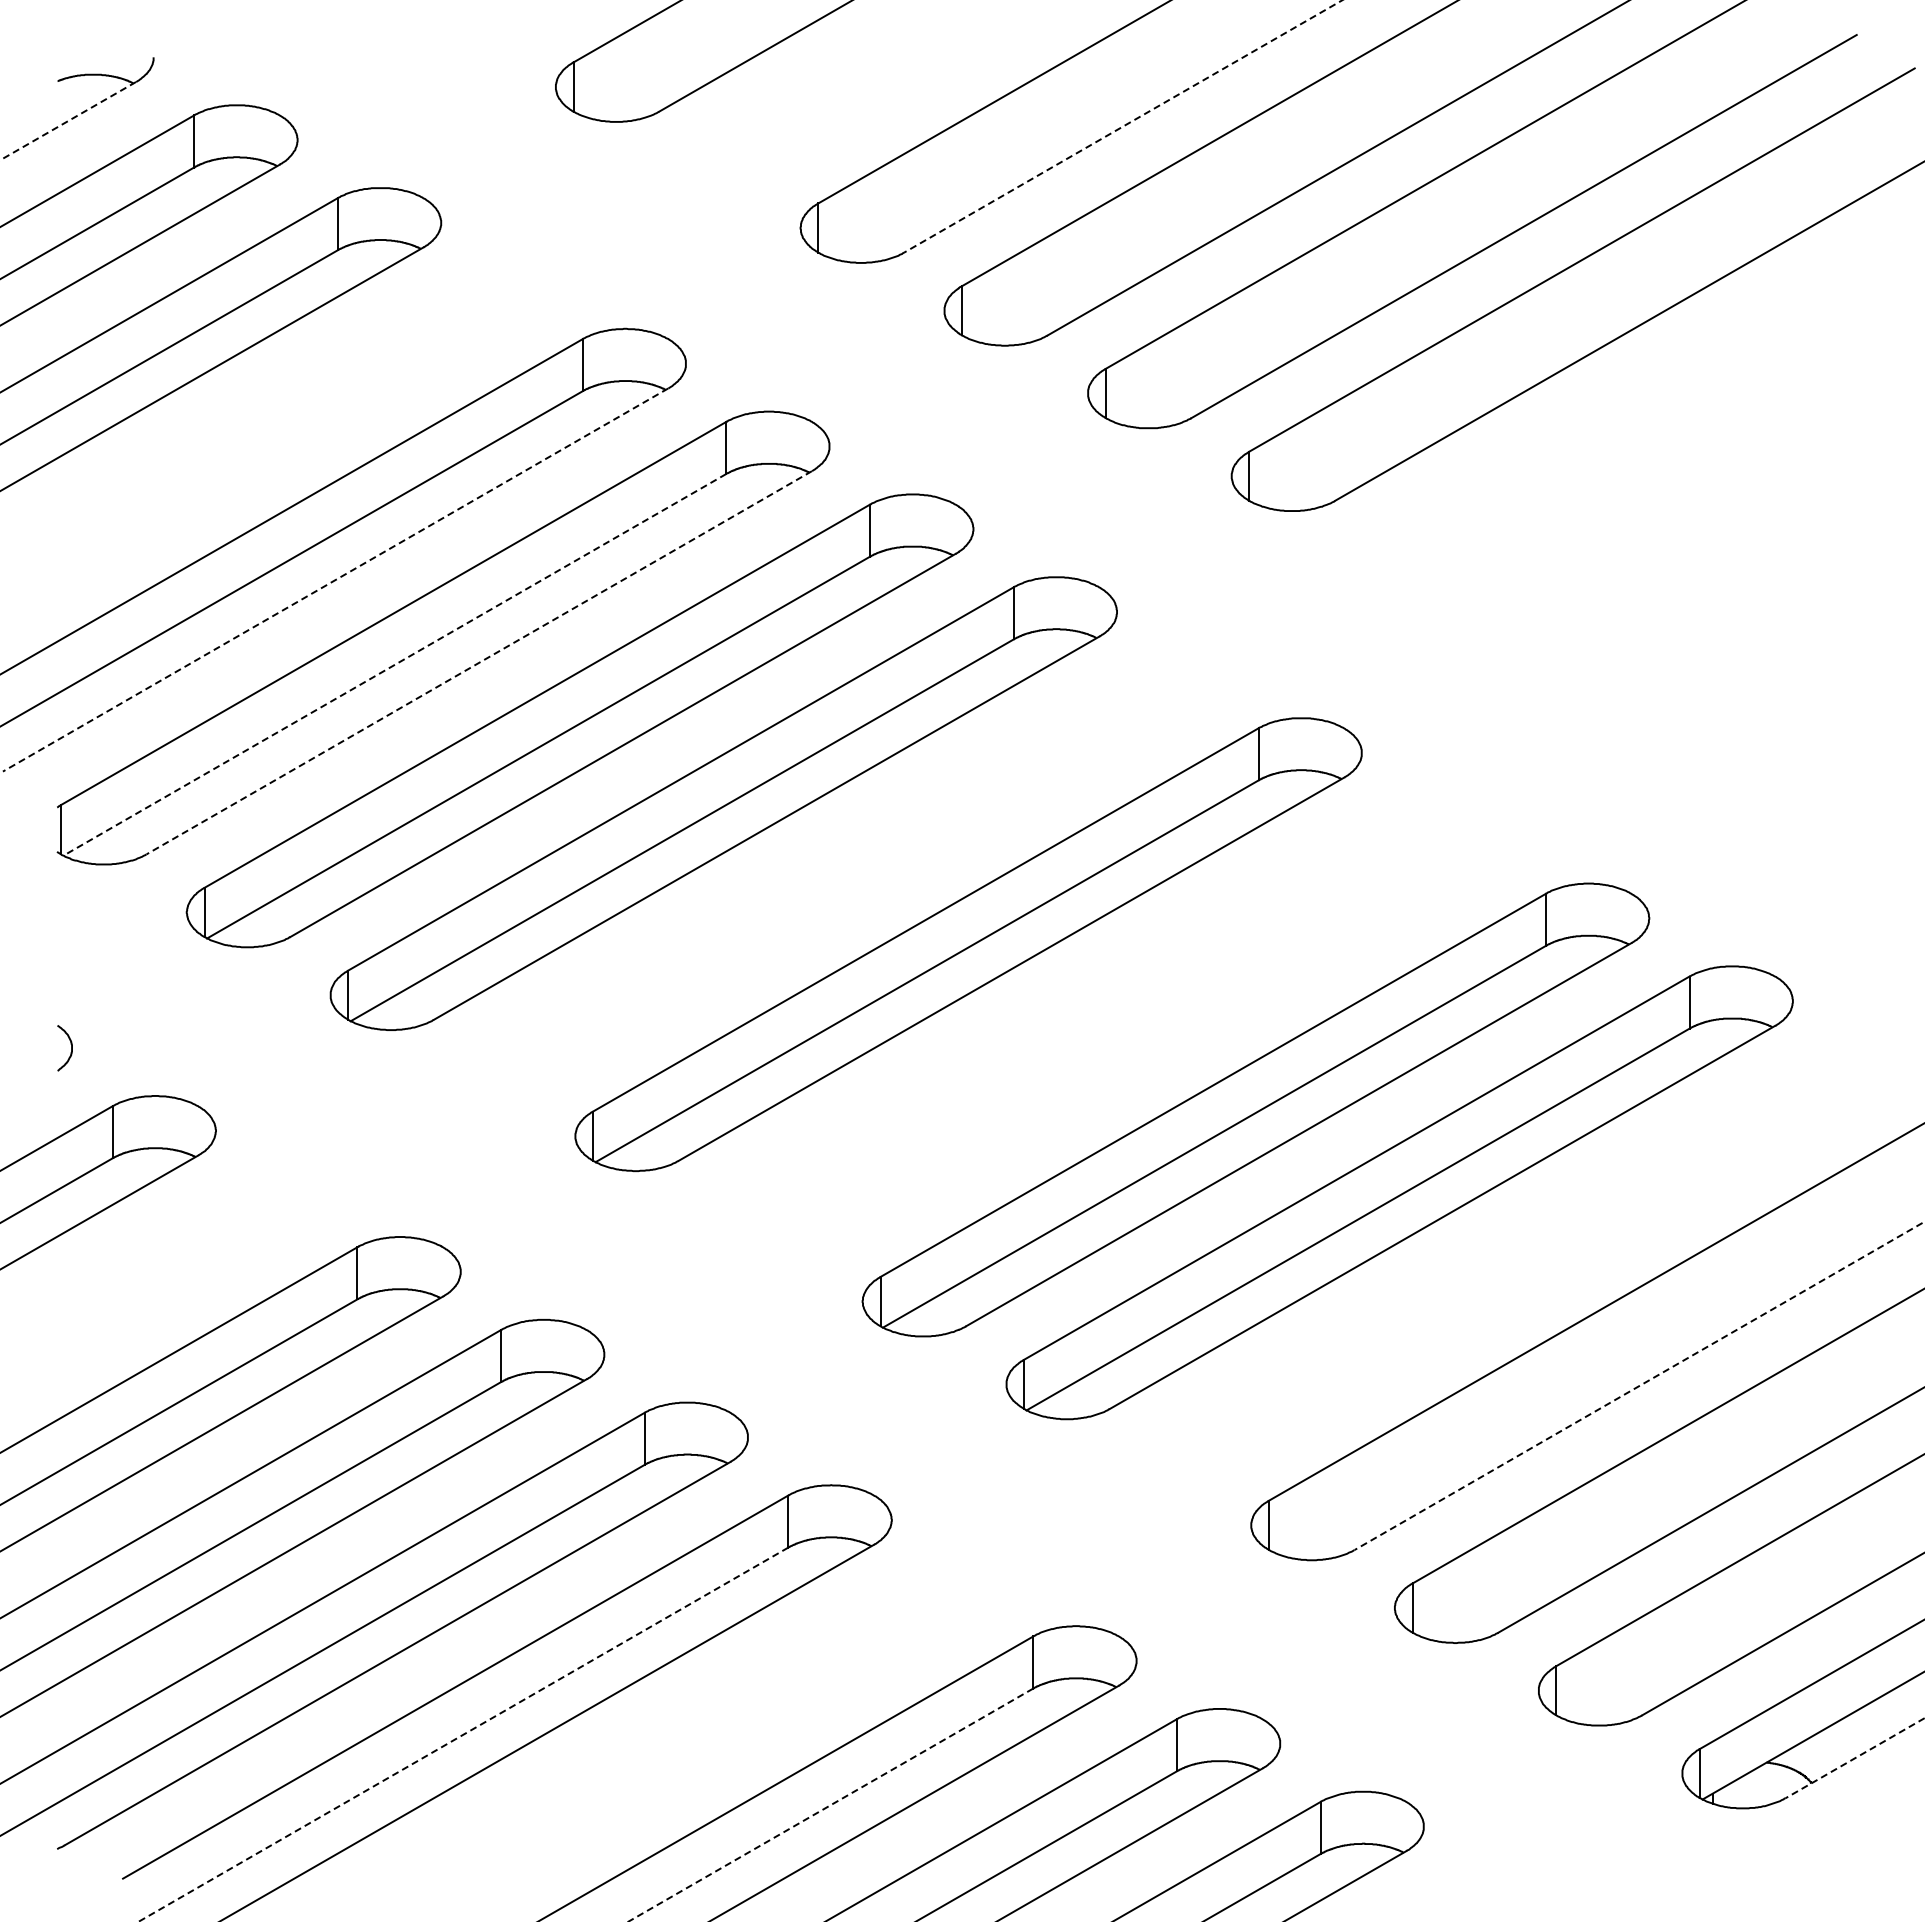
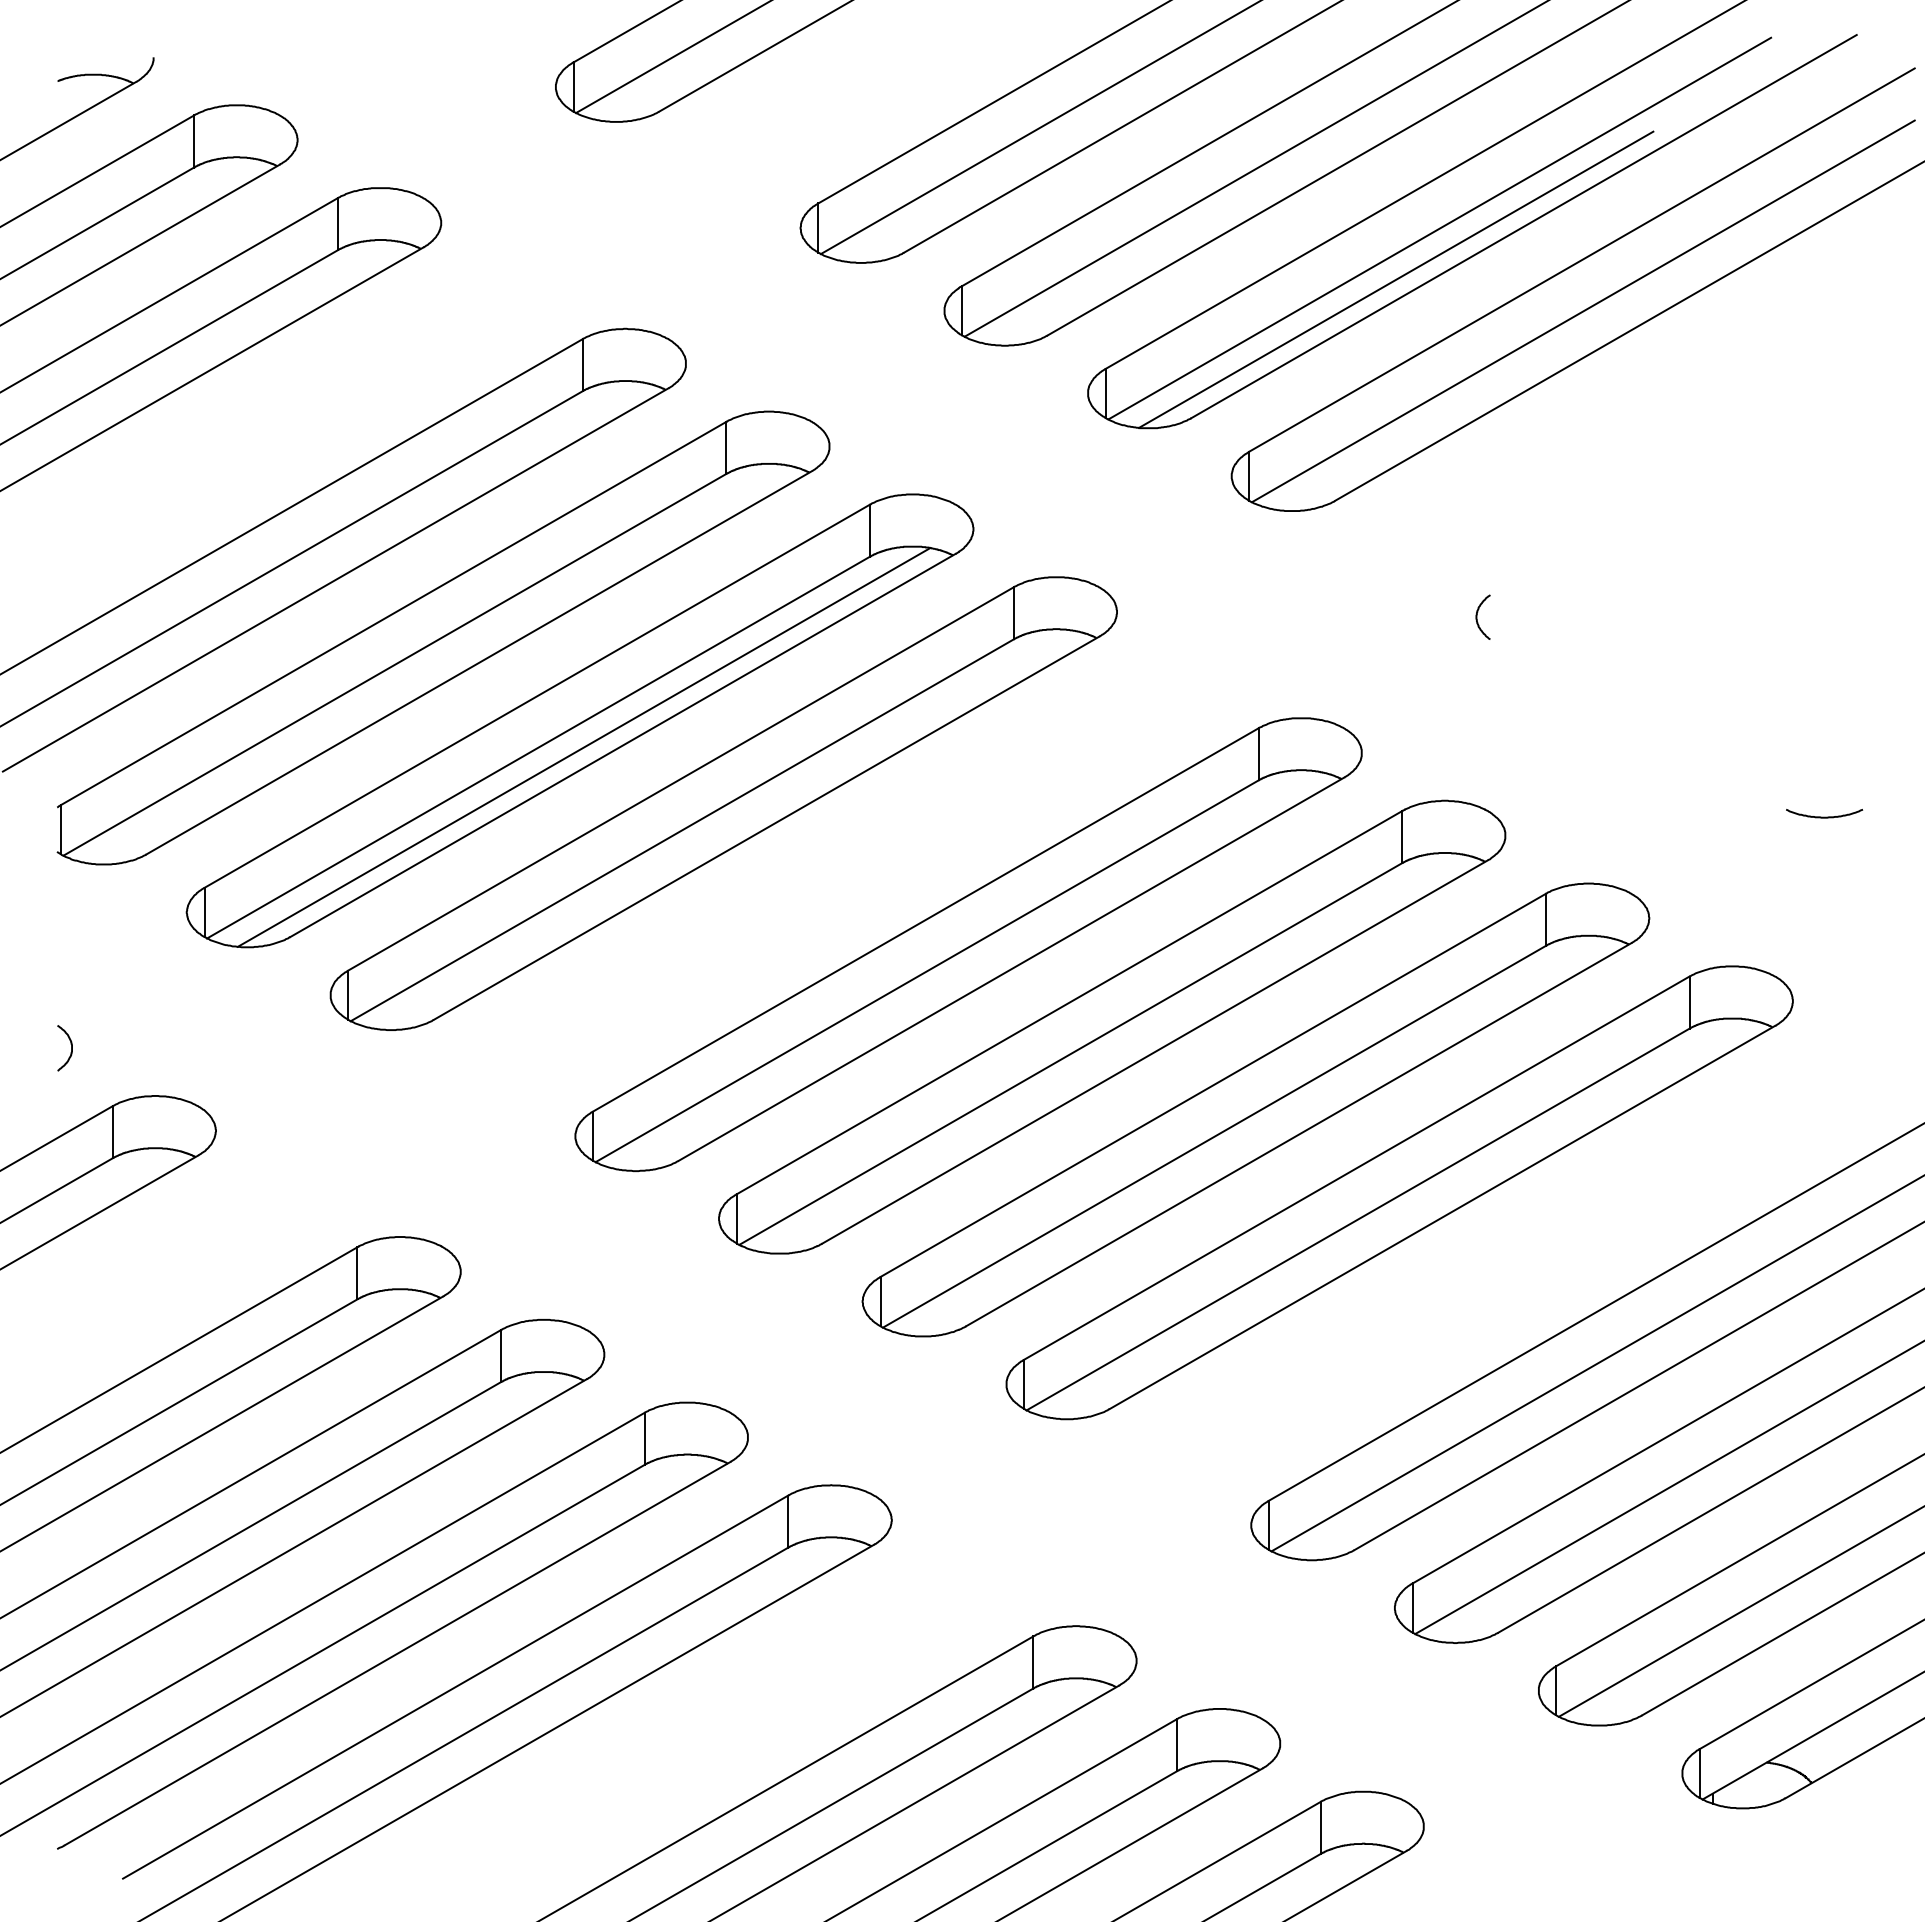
line: none -> present (672, 57)
line: dashed -> solid (67, 121)
line: dashed -> solid (1123, 126)
line: none -> present (1039, 128)
line: none -> present (1254, 169)
line: none -> present (1439, 228)
line: none -> present (1395, 279)
line: none -> present (1582, 311)
line: dashed -> solid (335, 580)
curve: none -> present (1477, 616)
line: dashed -> solid (479, 662)
line: dashed -> solid (394, 665)
line: none -> present (583, 747)
curve: none -> present (1824, 816)
part: none -> present (1112, 1026)
line: none -> present (1596, 1364)
line: dashed -> solid (1639, 1385)
line: none -> present (1668, 1488)
line: none -> present (1739, 1611)
line: dashed -> solid (463, 1734)
line: dashed -> solid (1854, 1758)
line: dashed -> solid (830, 1805)
